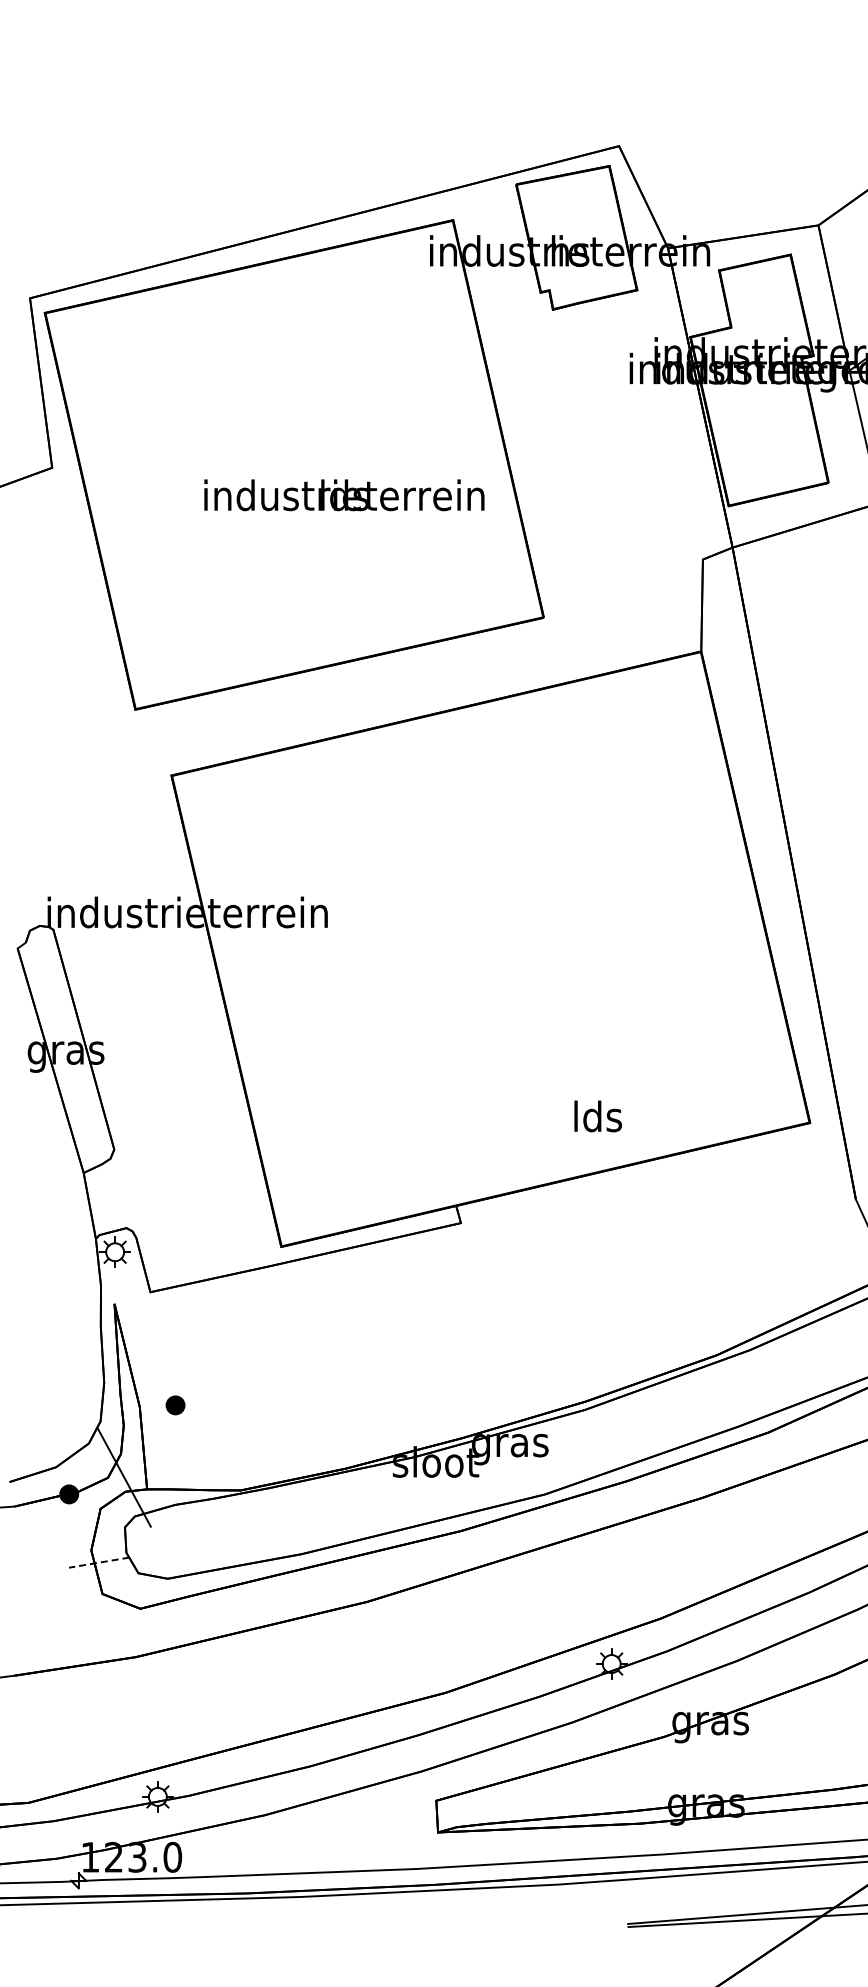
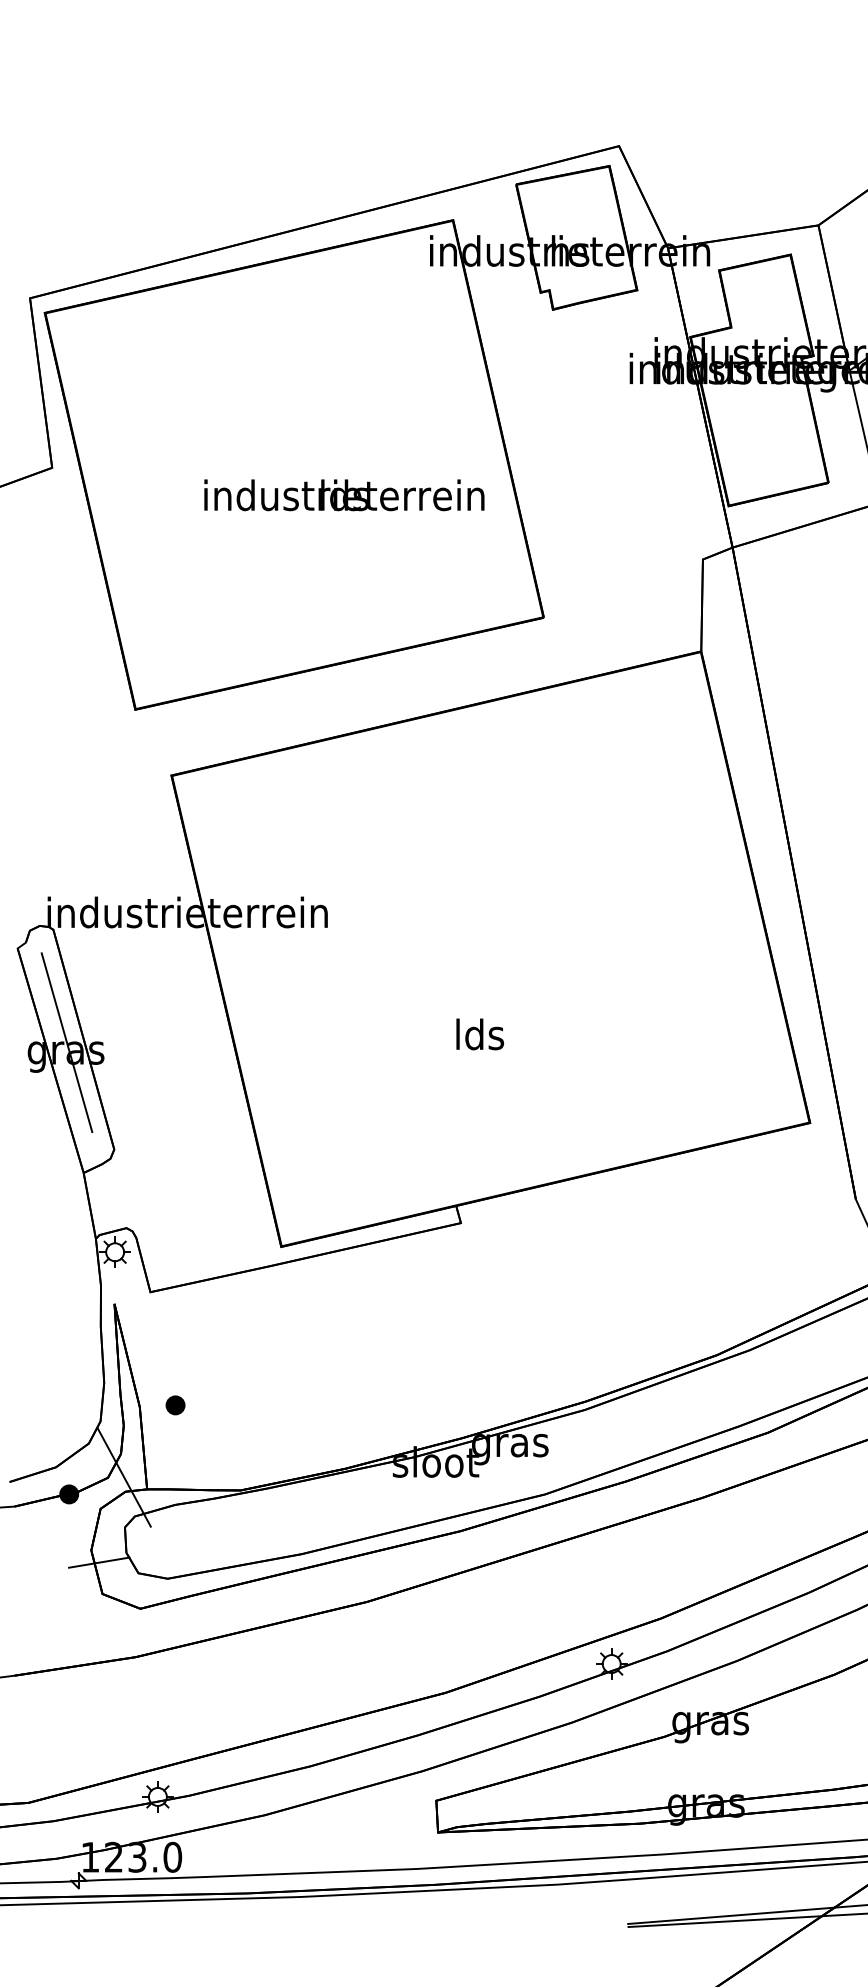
line: none -> present (66, 1042)
text position: (598, 1116) -> (480, 1034) (480, 1034)
line: dashed -> solid (99, 1562)
